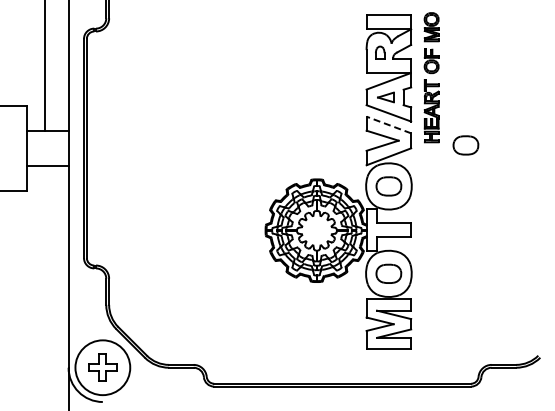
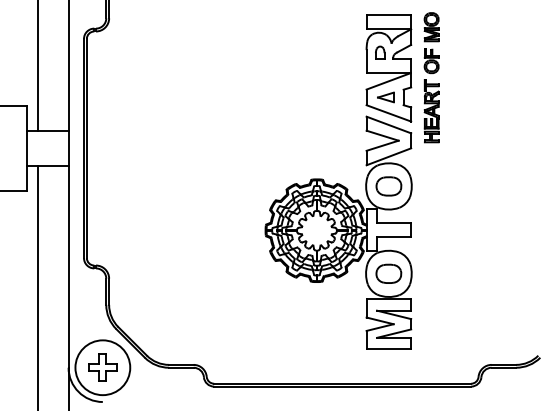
line position: (44, 66) -> (37, 66) (37, 66)
line: dashed -> solid (388, 125)
part: present -> none (465, 145)
line: none -> present (37, 286)
